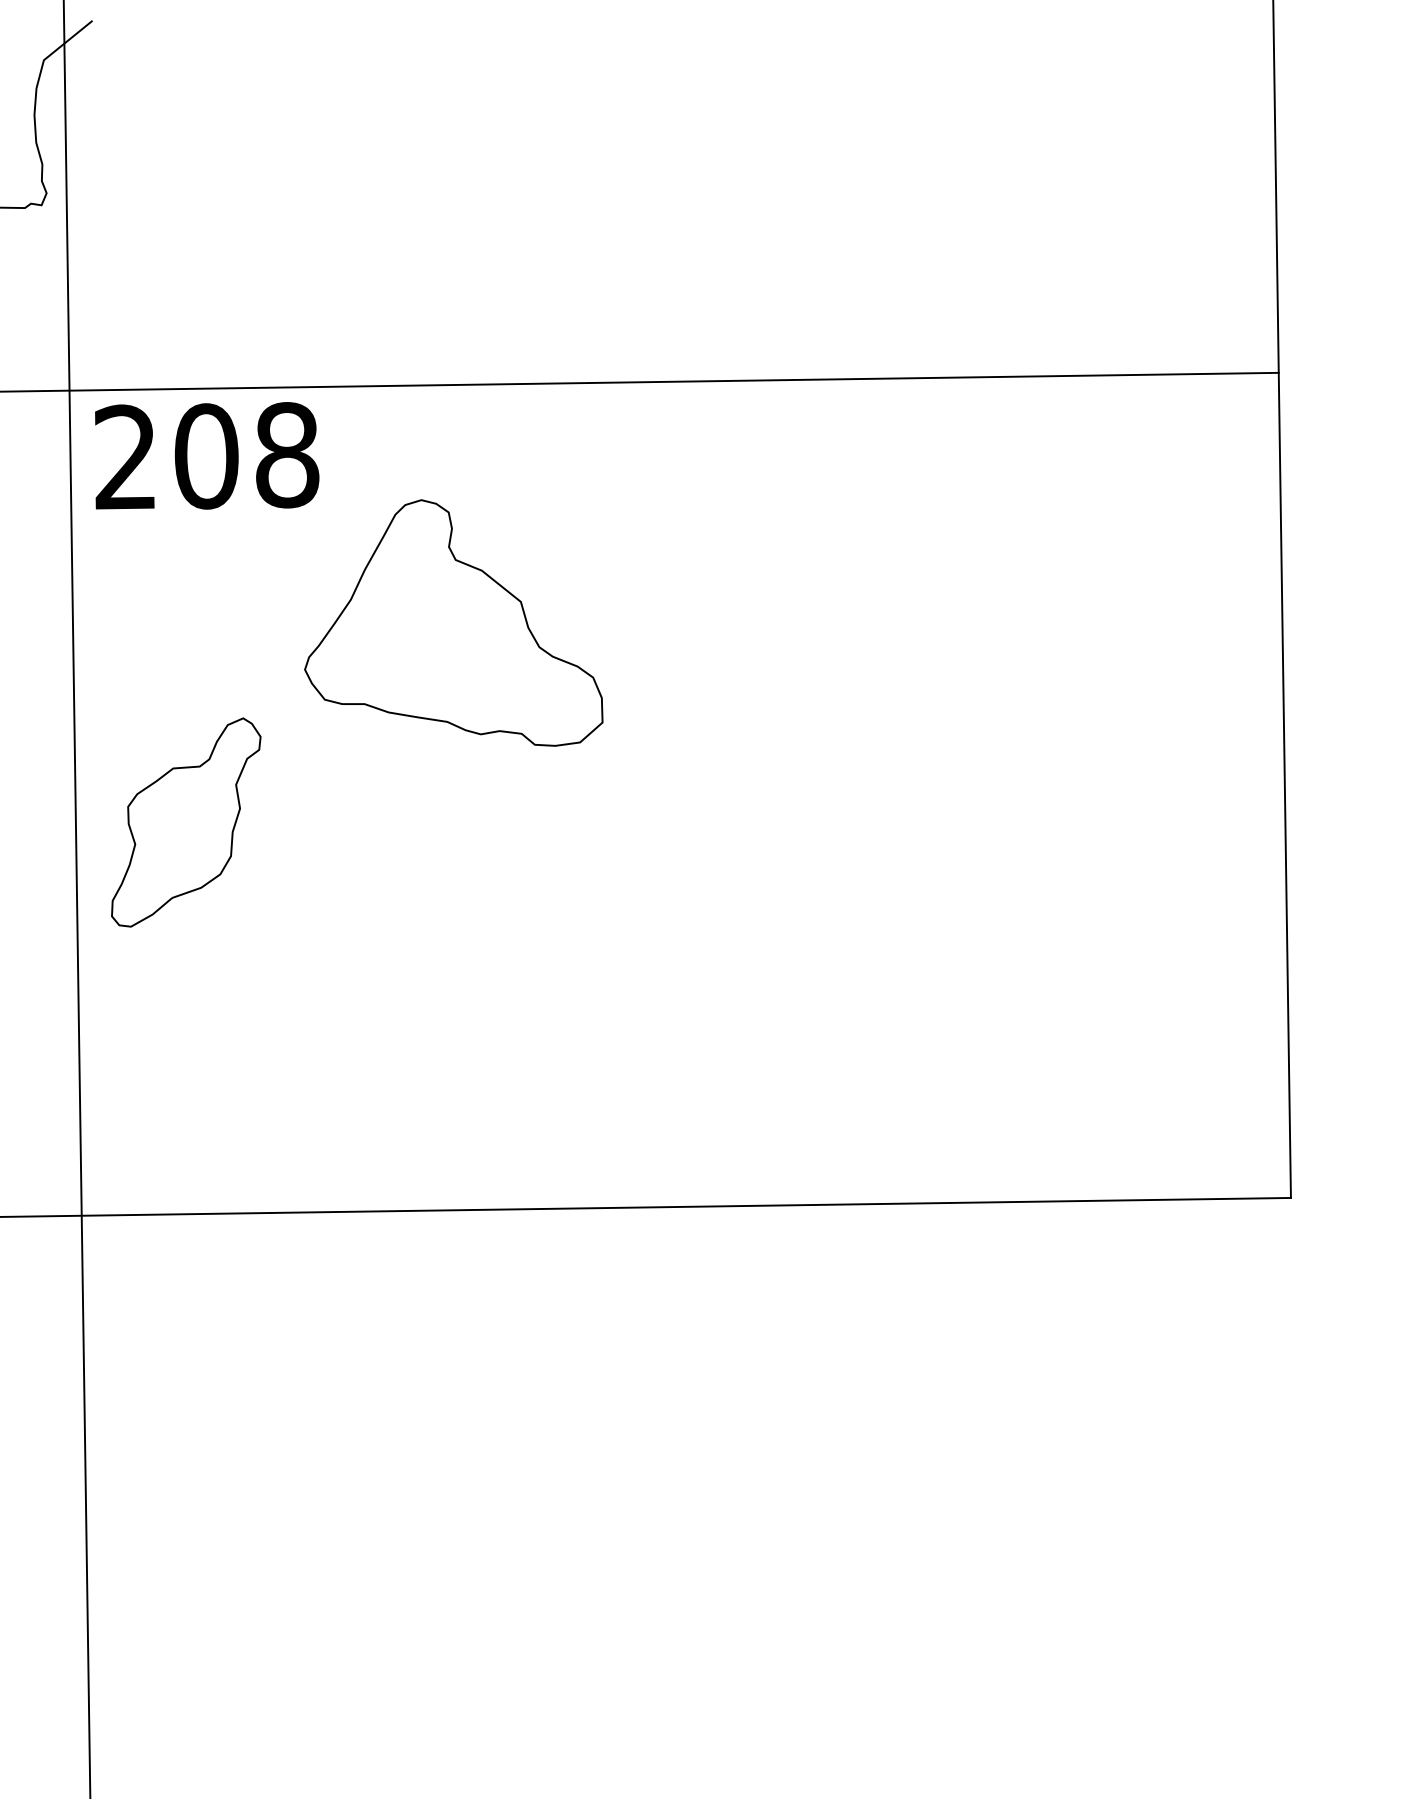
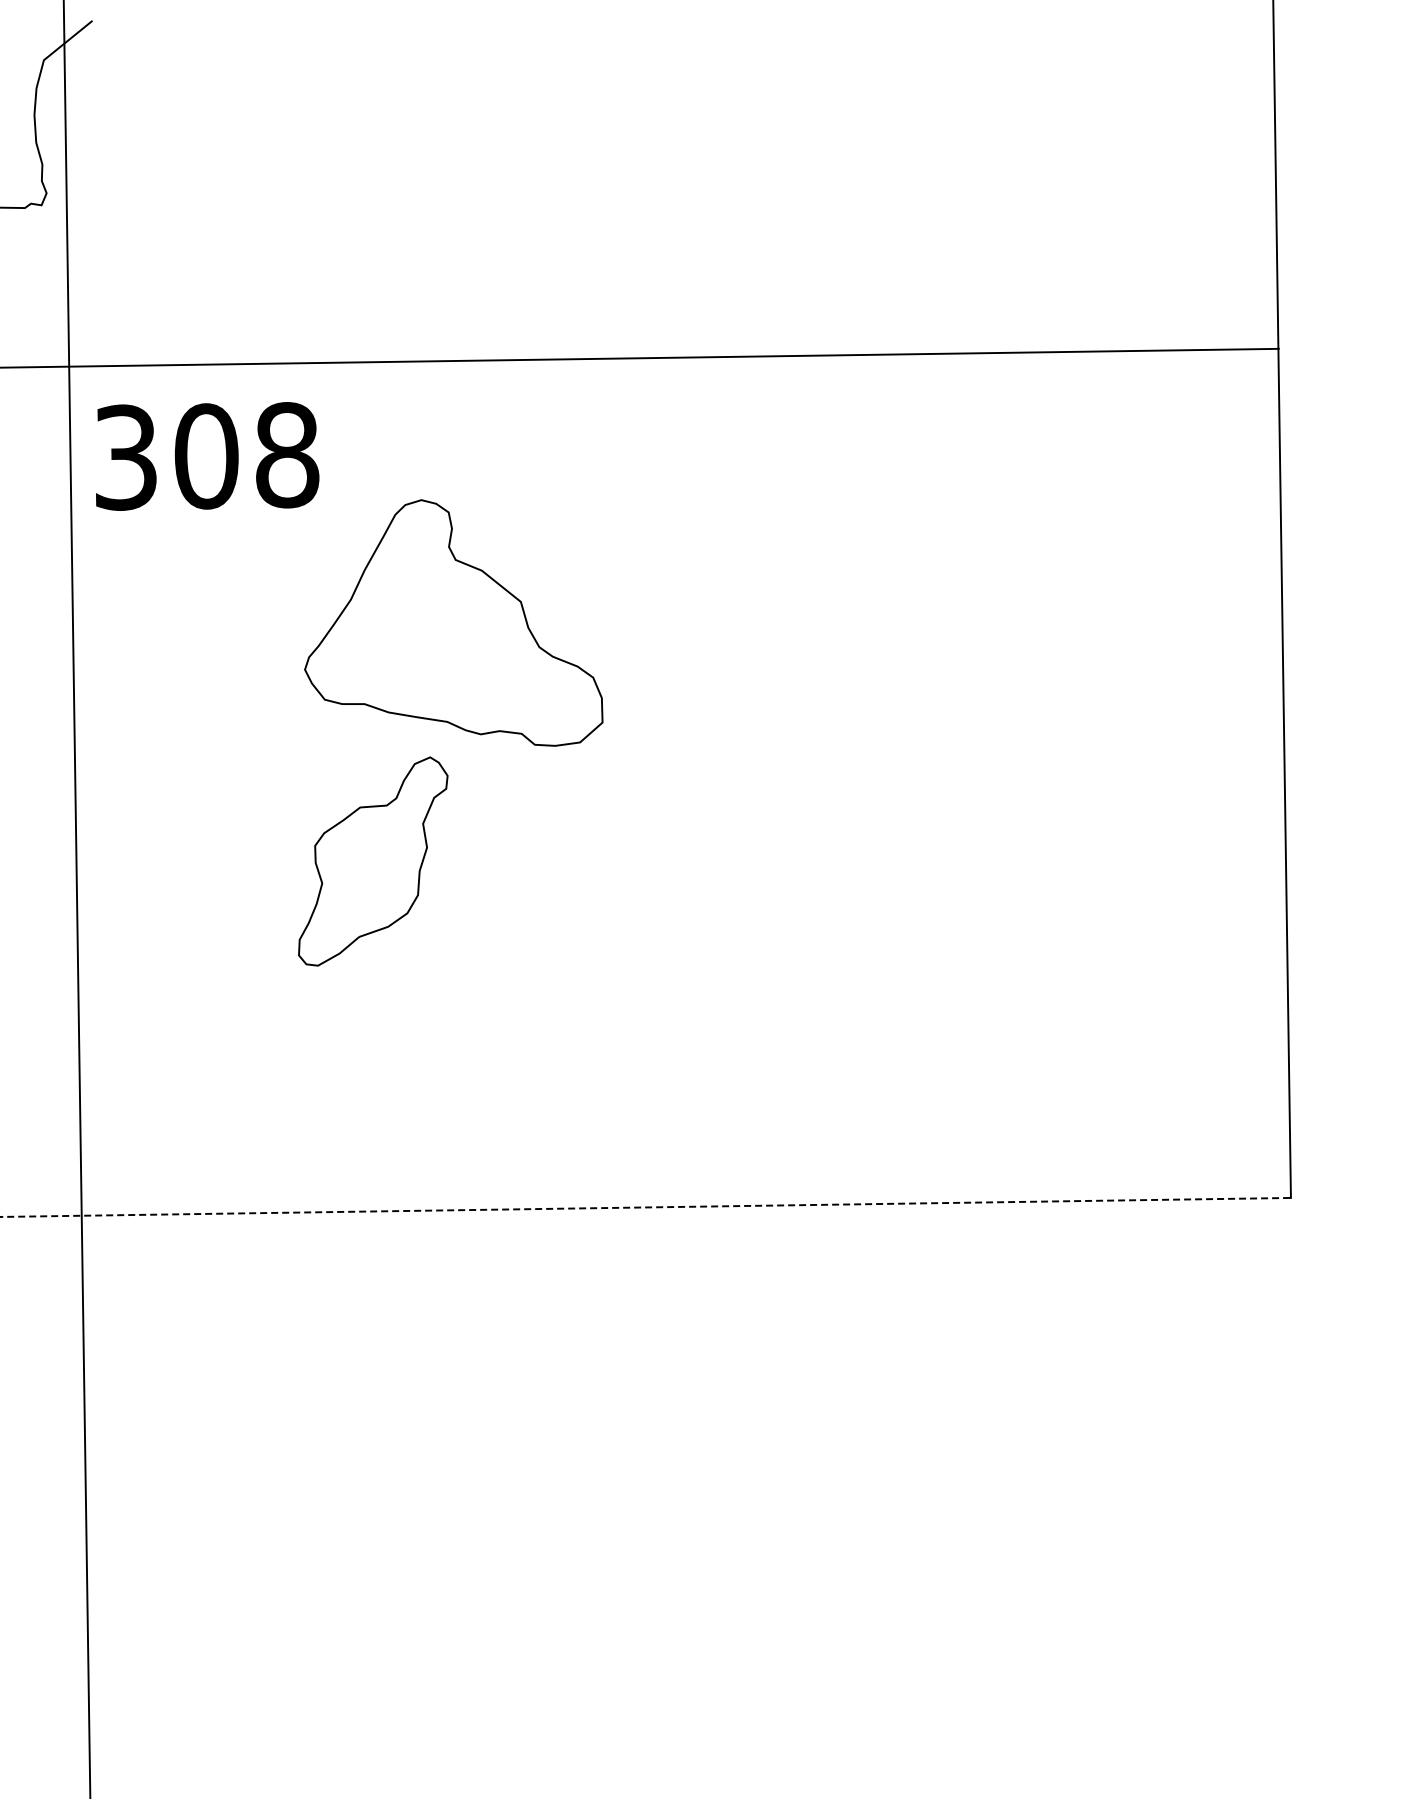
line position: (640, 381) -> (640, 357) (640, 357)
text: 208 -> 308 (125, 457)
part position: (186, 822) -> (373, 861) (373, 861)
line: solid -> dashed (645, 1207)
